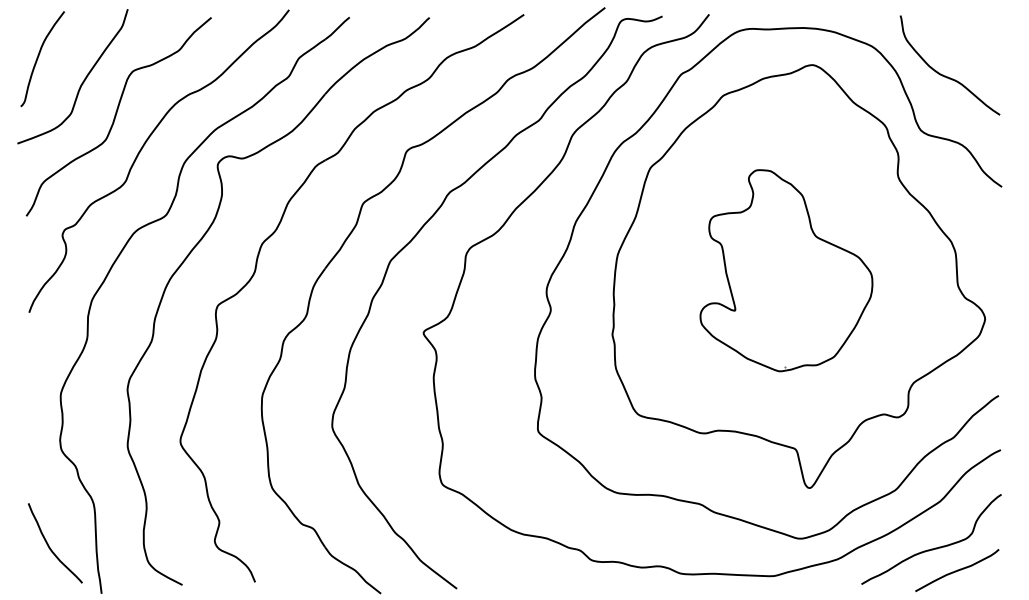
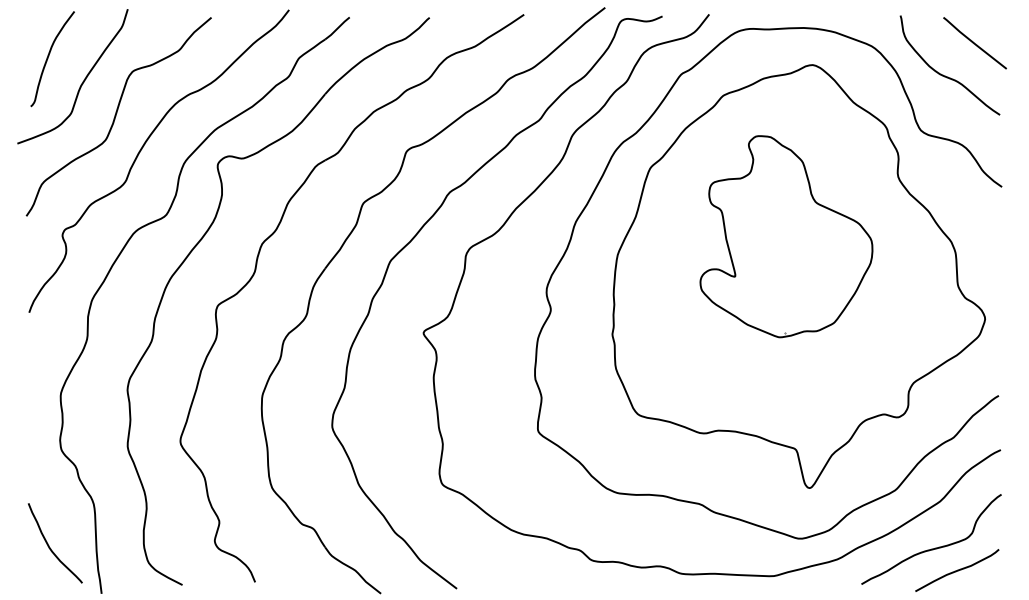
line: none -> present (974, 43)
curve position: (38, 58) -> (48, 58) (48, 58)
part position: (786, 270) -> (786, 236) (786, 236)
